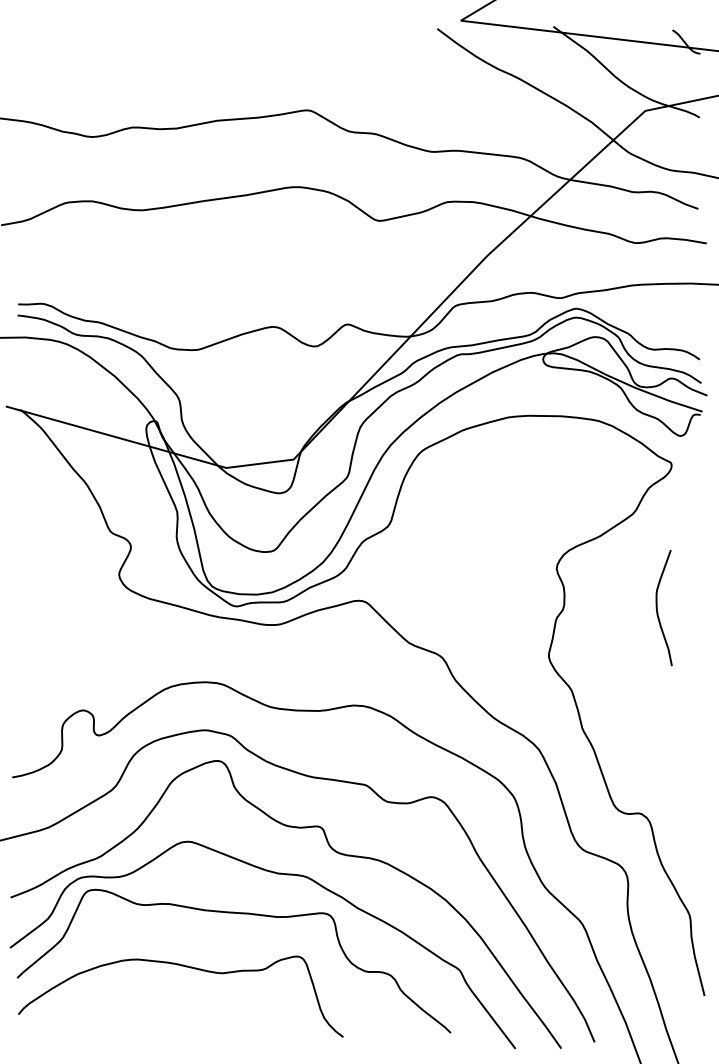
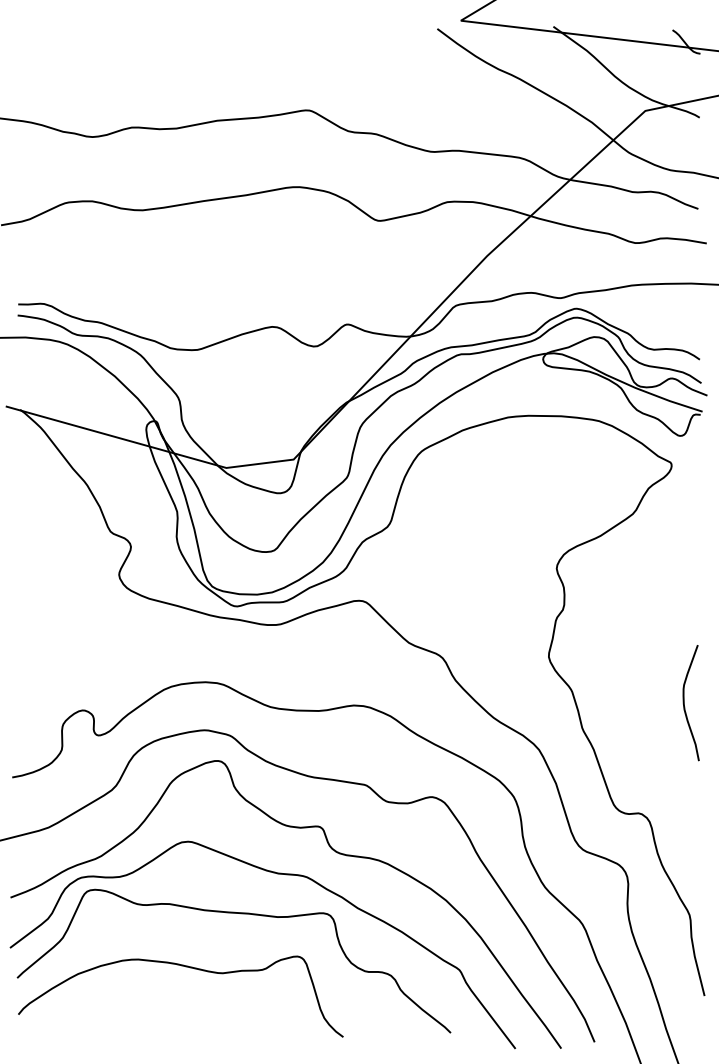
curve position: (657, 608) -> (684, 703) (684, 703)
